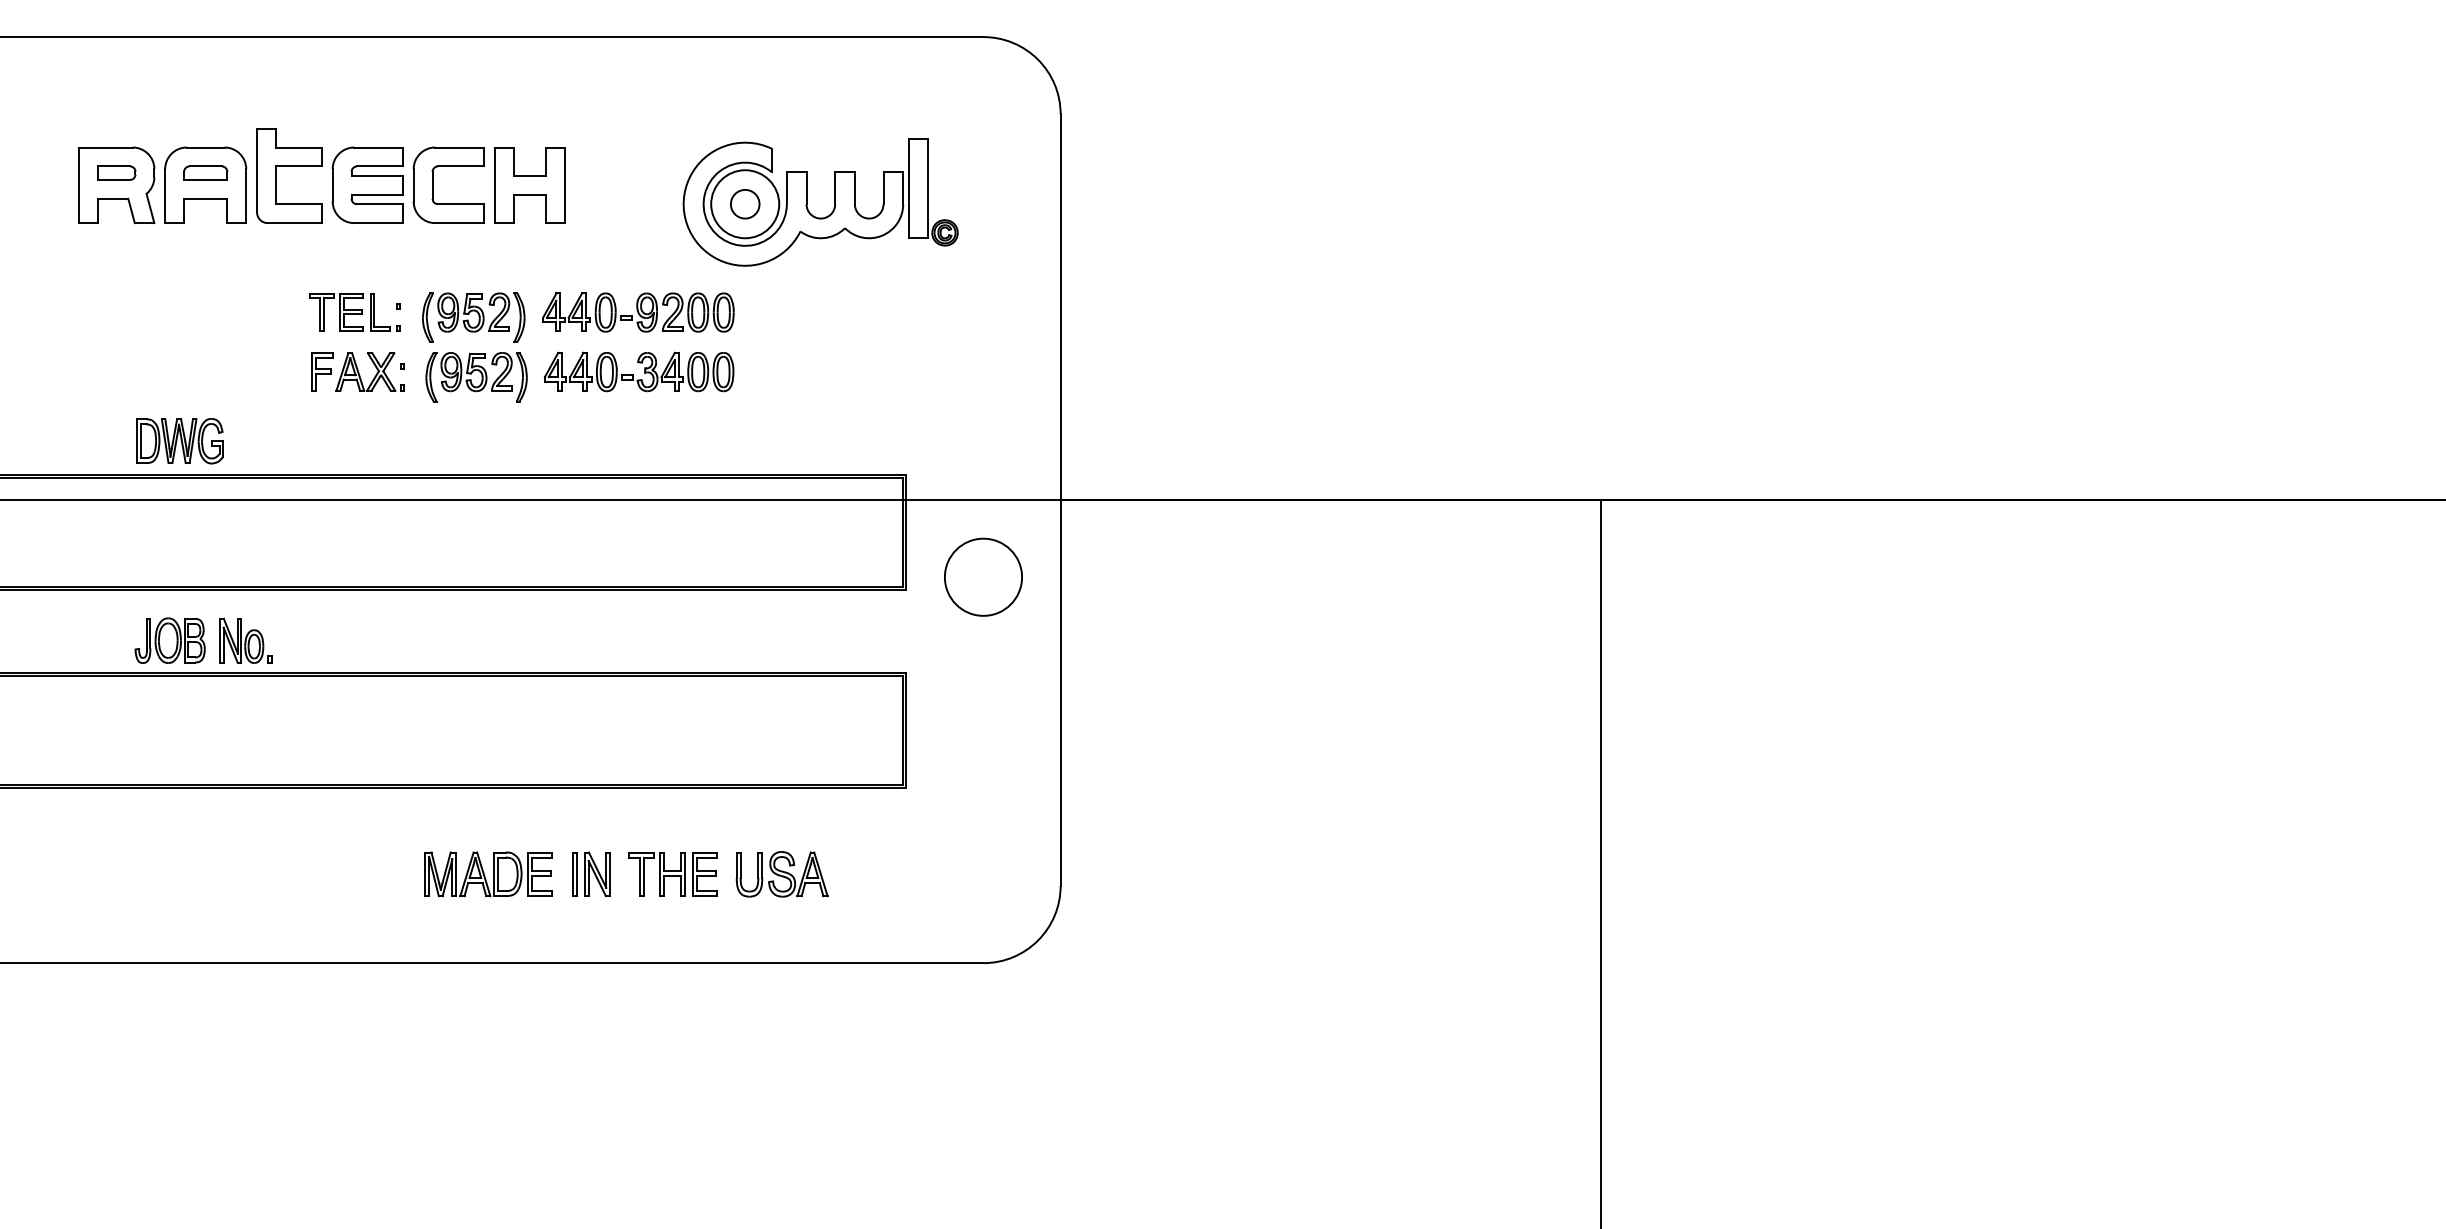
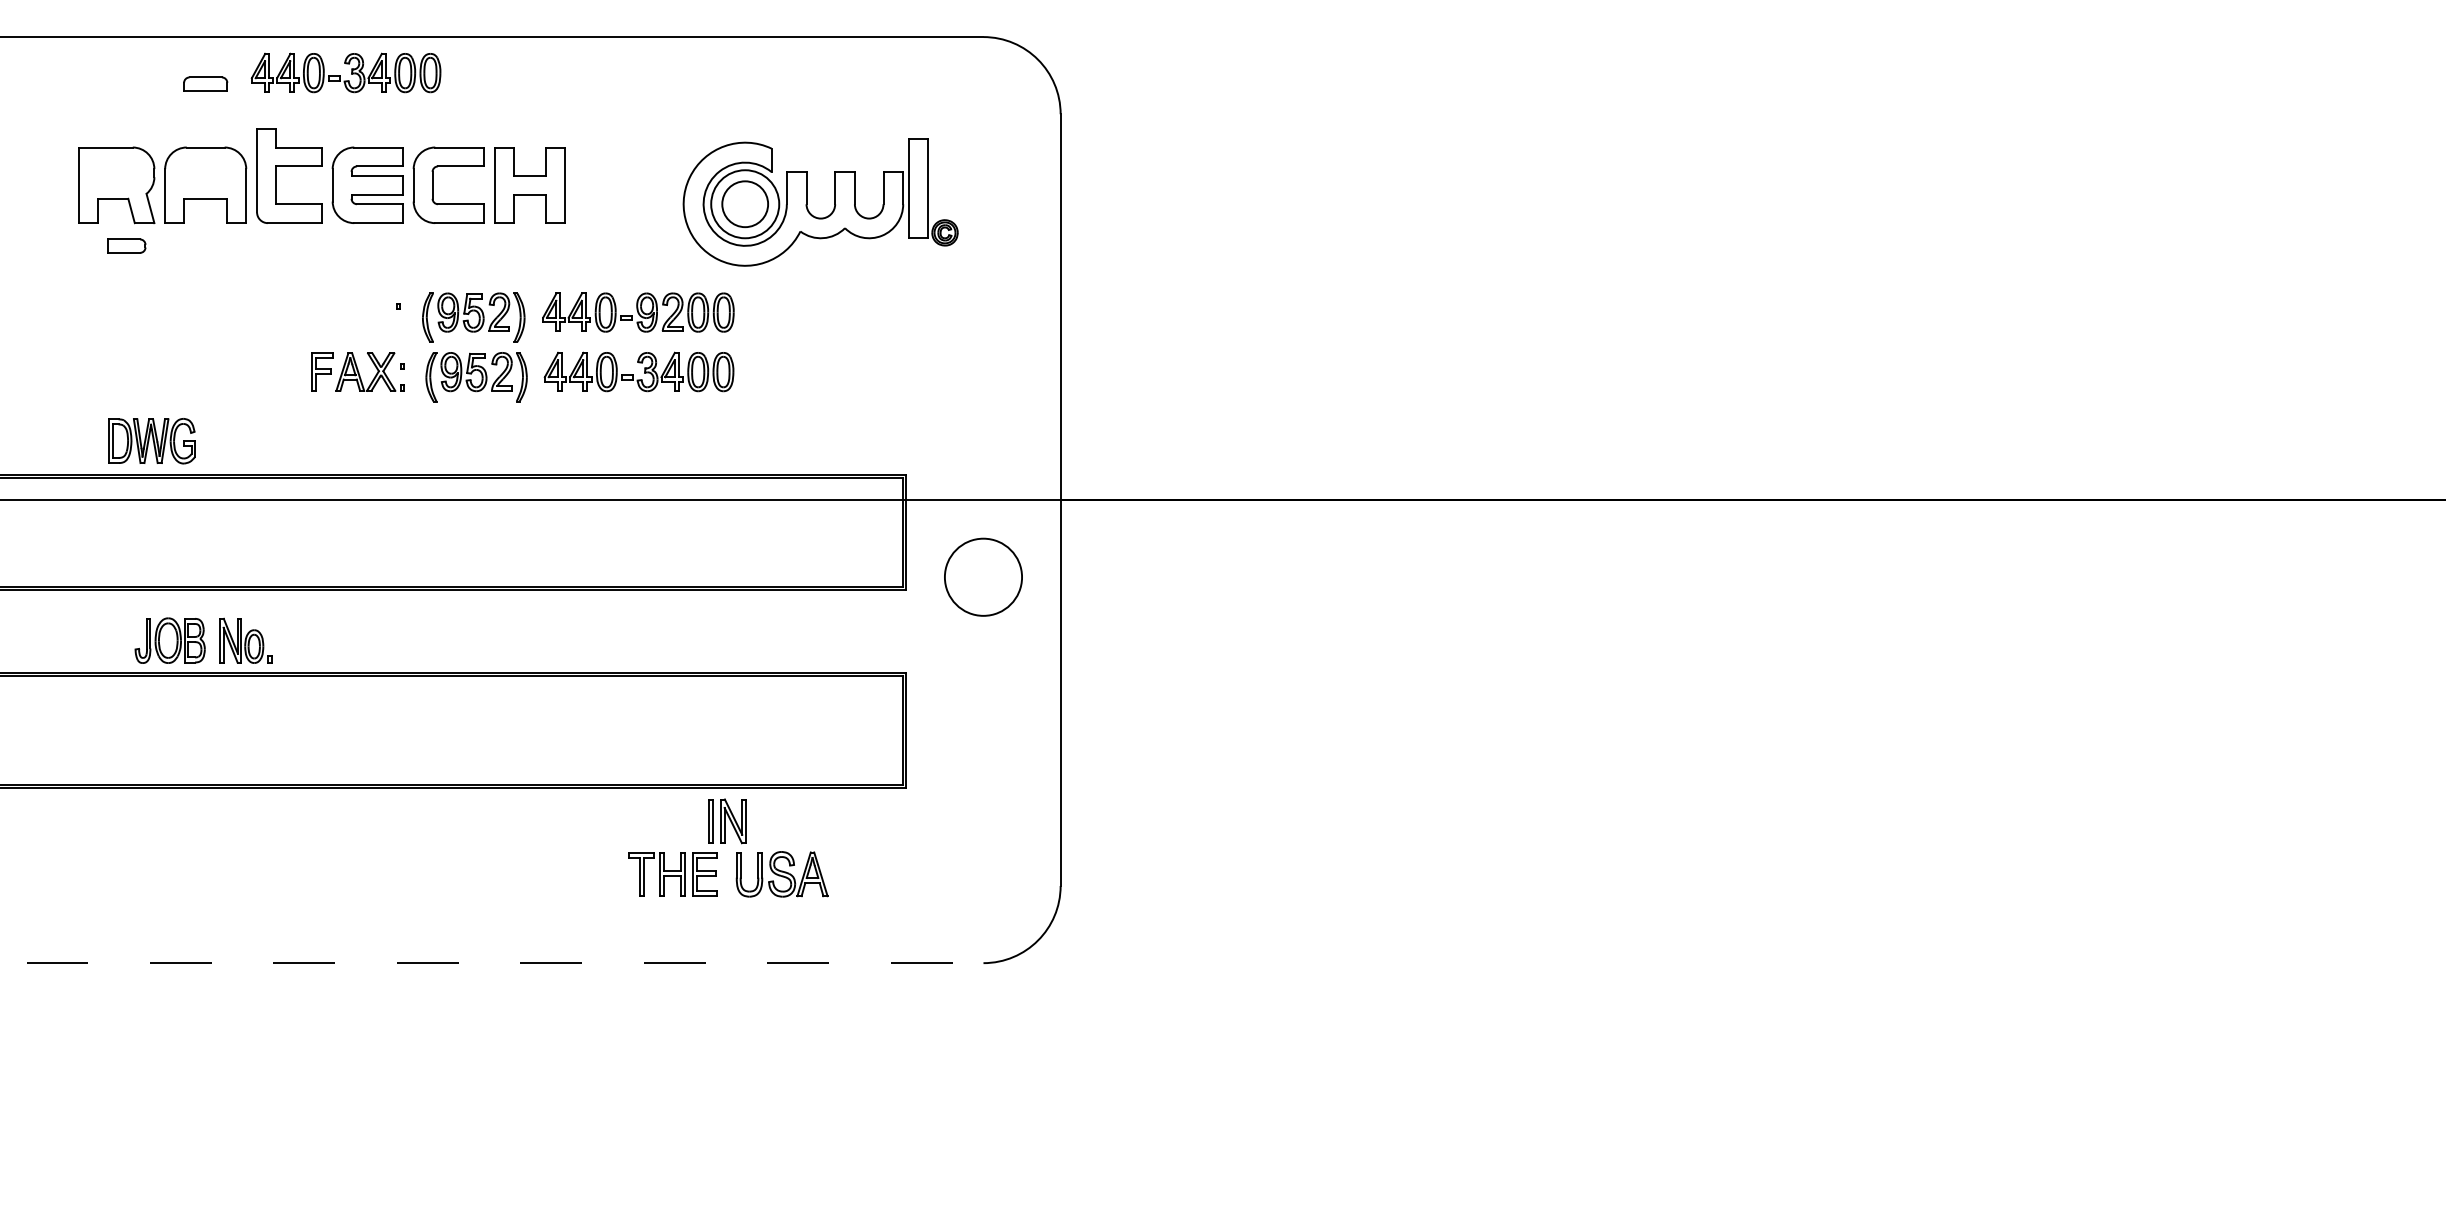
part: none -> present (345, 72)
part position: (116, 172) -> (126, 245) (126, 245)
part position: (205, 172) -> (205, 83) (205, 83)
circle diameter: 29 px -> 46 px (745, 204)
part: present -> none (354, 312)
part position: (179, 441) -> (151, 441) (151, 441)
line: present -> none (1600, 862)
part: present -> none (488, 874)
part position: (591, 874) -> (727, 821) (727, 821)
line: solid -> dashed (492, 963)
